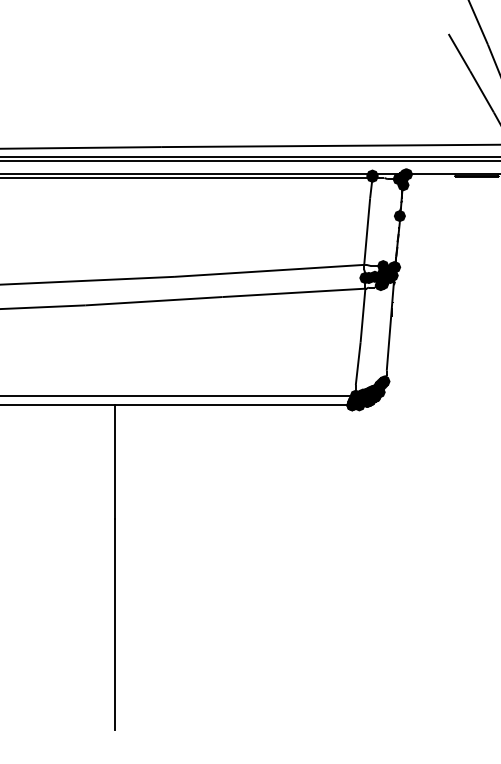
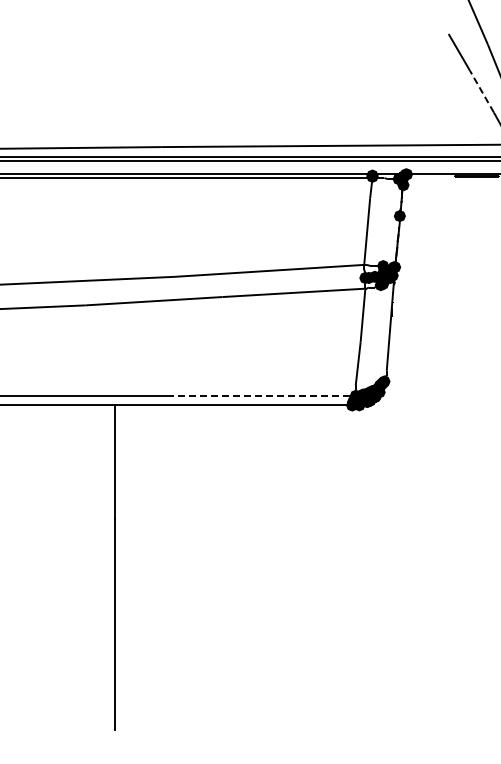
line: solid -> dashed (481, 91)
line: solid -> dashed (261, 395)
